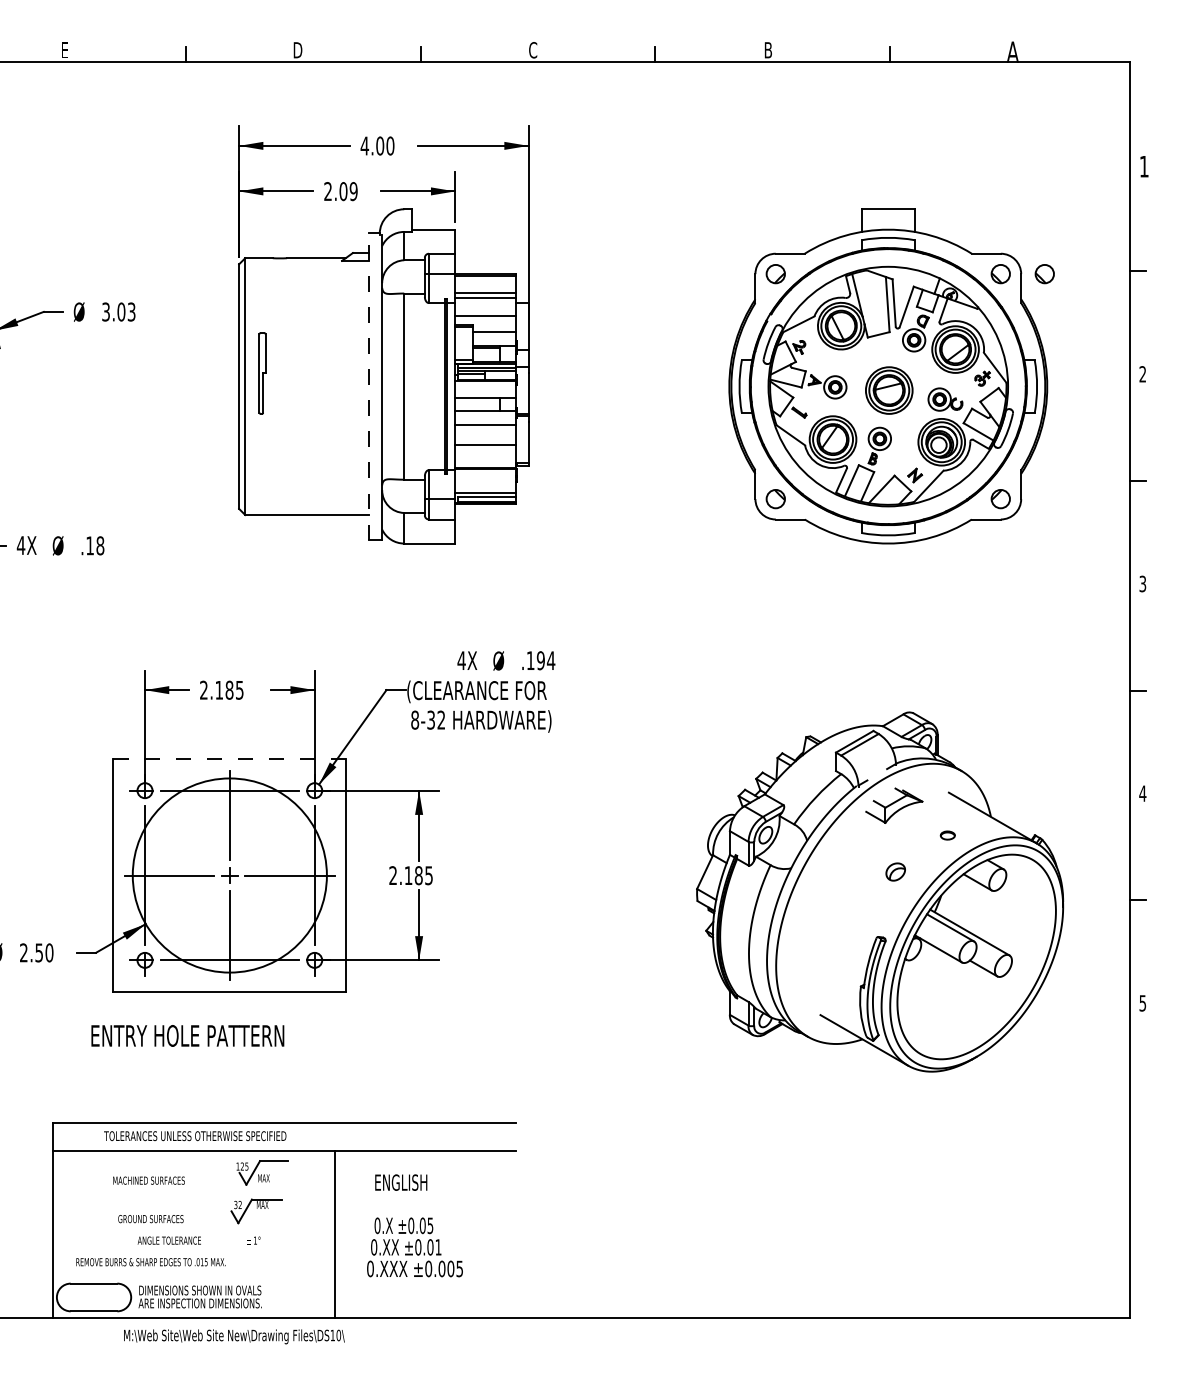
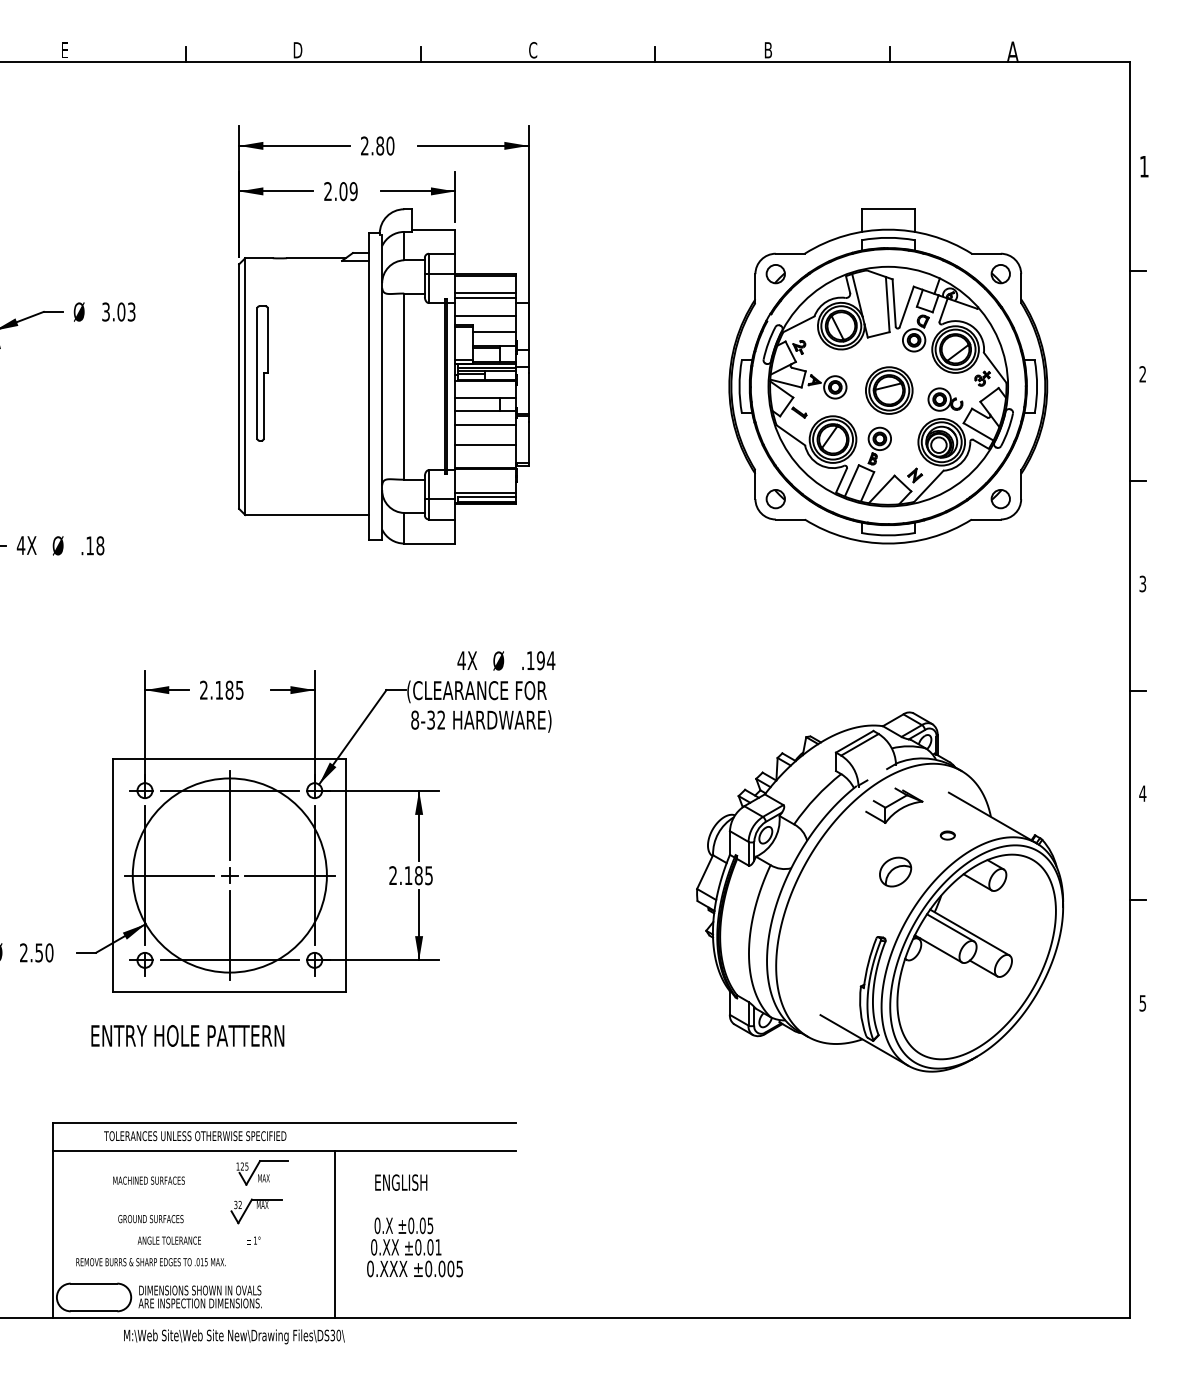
text: 4.00 -> 2.80 (372, 145)
part: present -> none (1044, 274)
part size: 9x83 px -> 13x137 px (262, 373)
line: dashed -> solid (369, 386)
line: dashed -> solid (229, 759)
part size: 21x20 px -> 34x32 px (895, 871)
text: Files\DS10\ -> Files\DS30\ (332, 1335)
